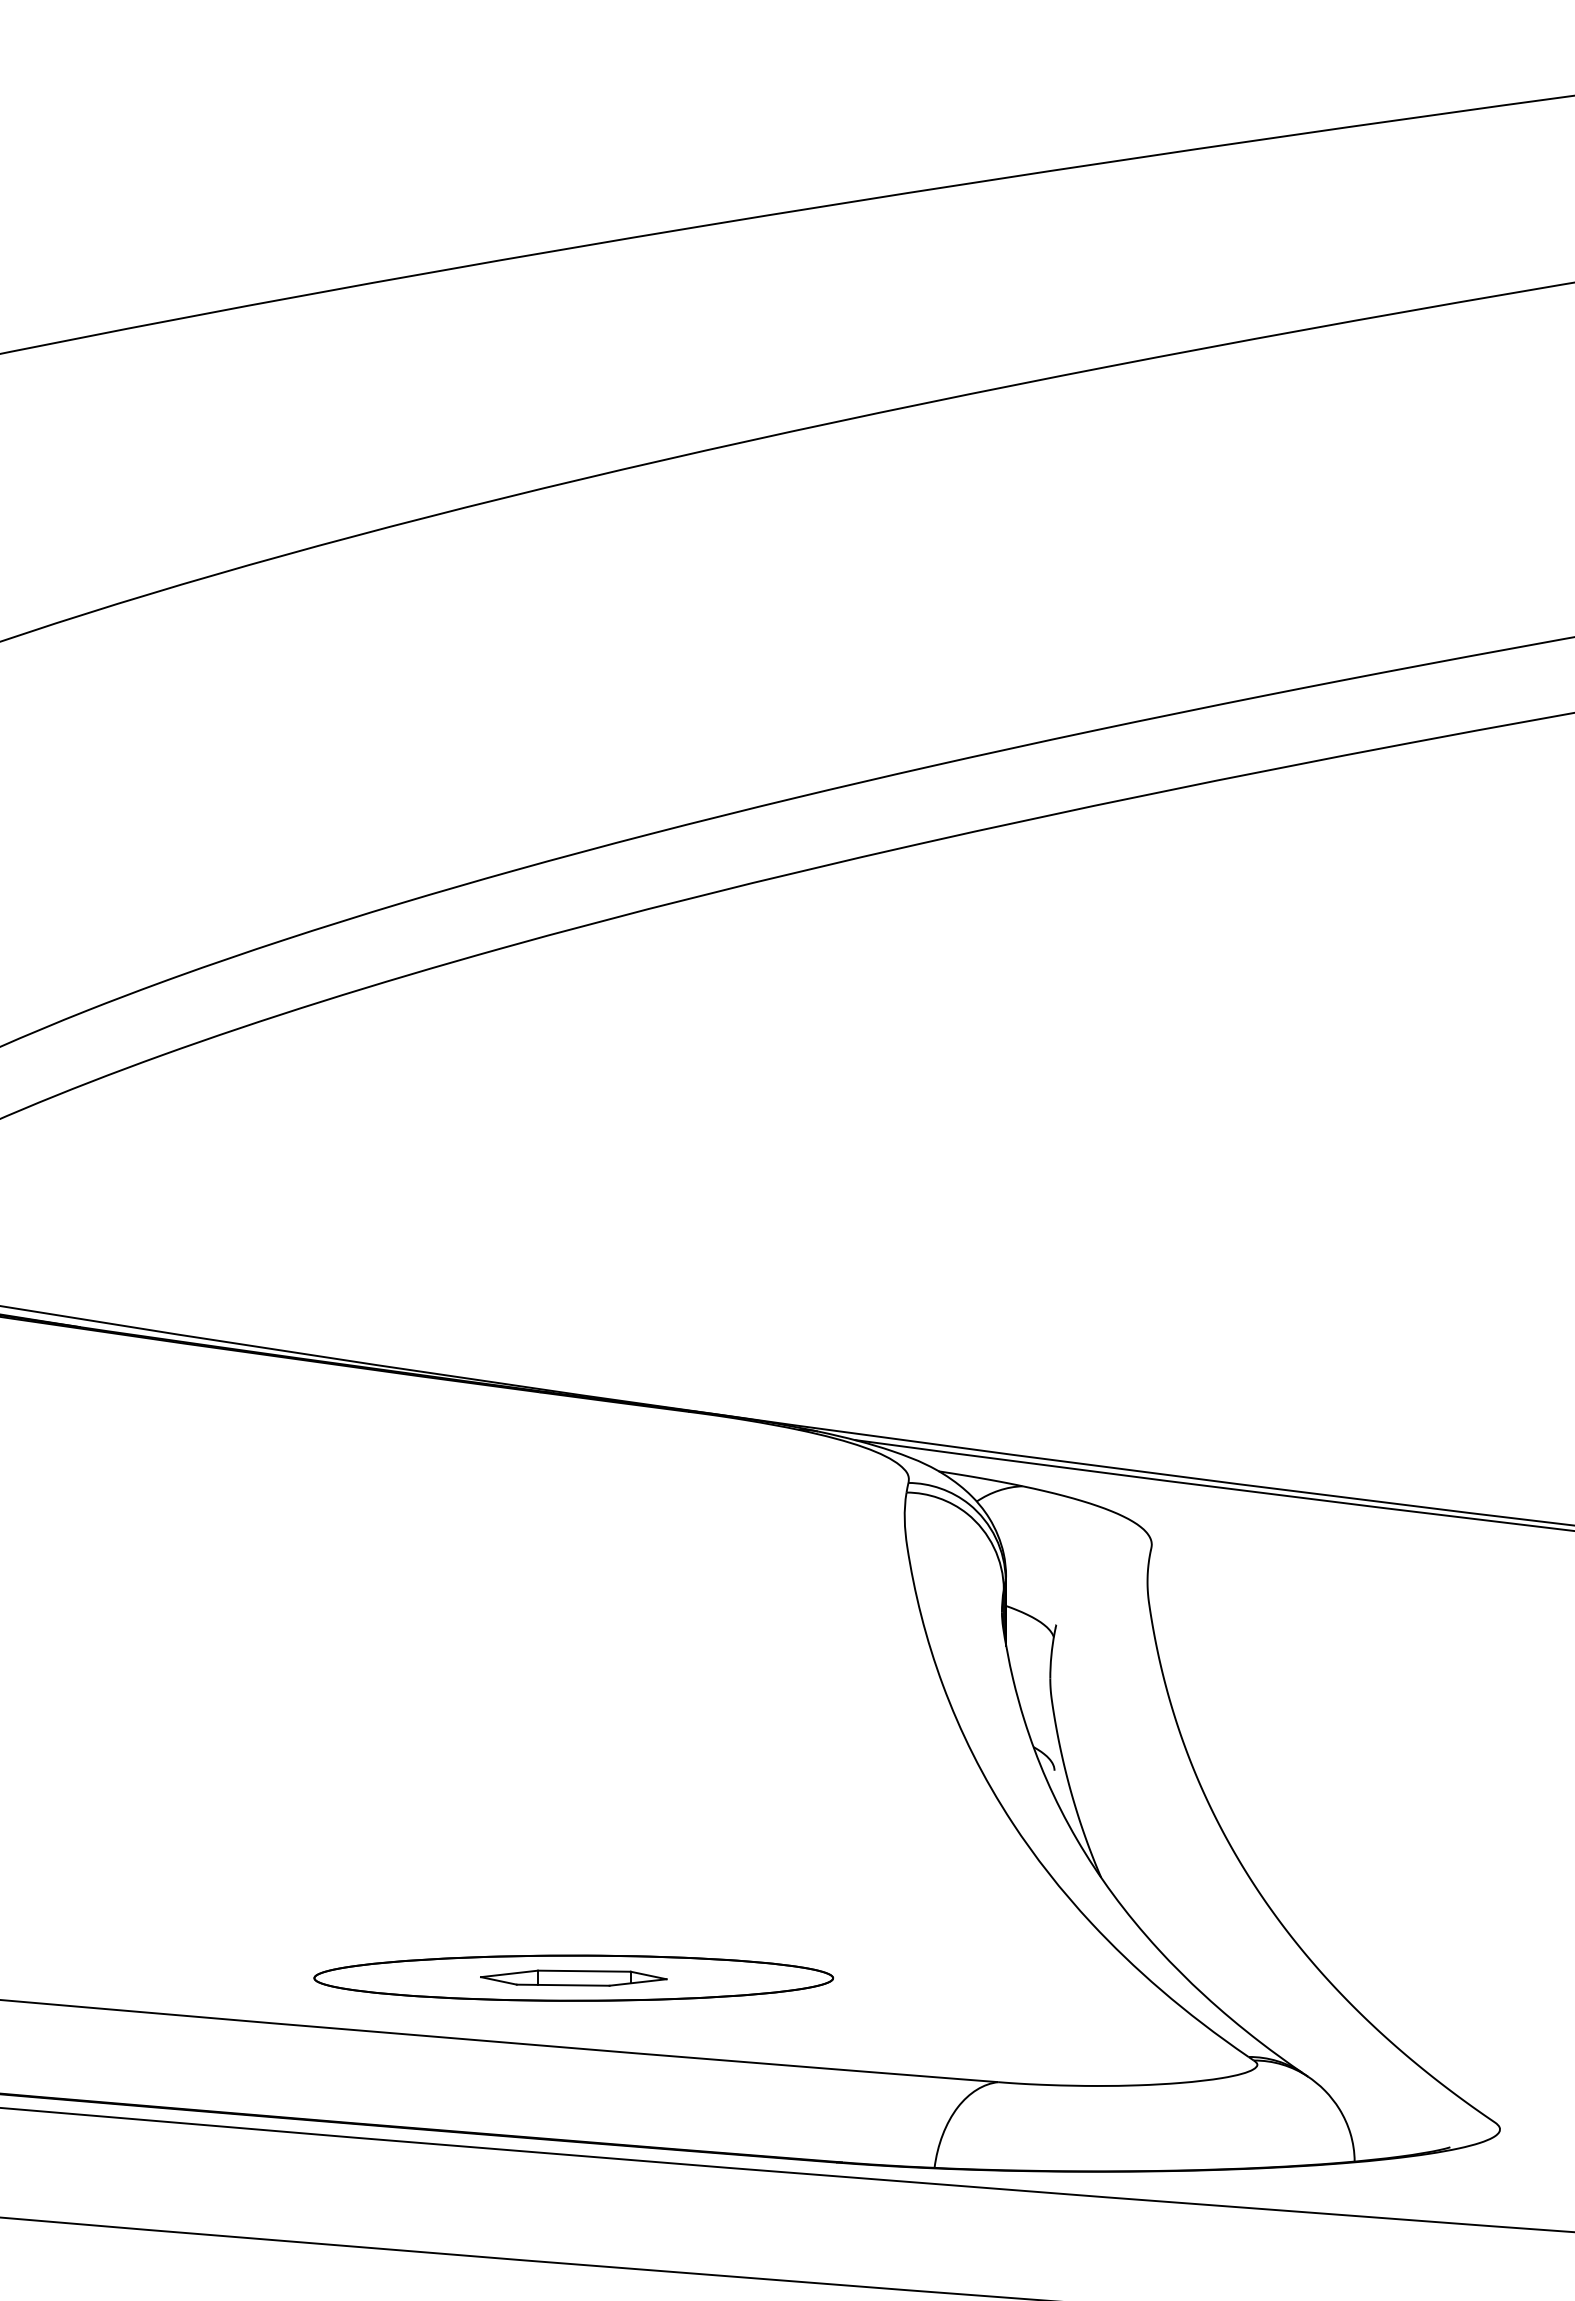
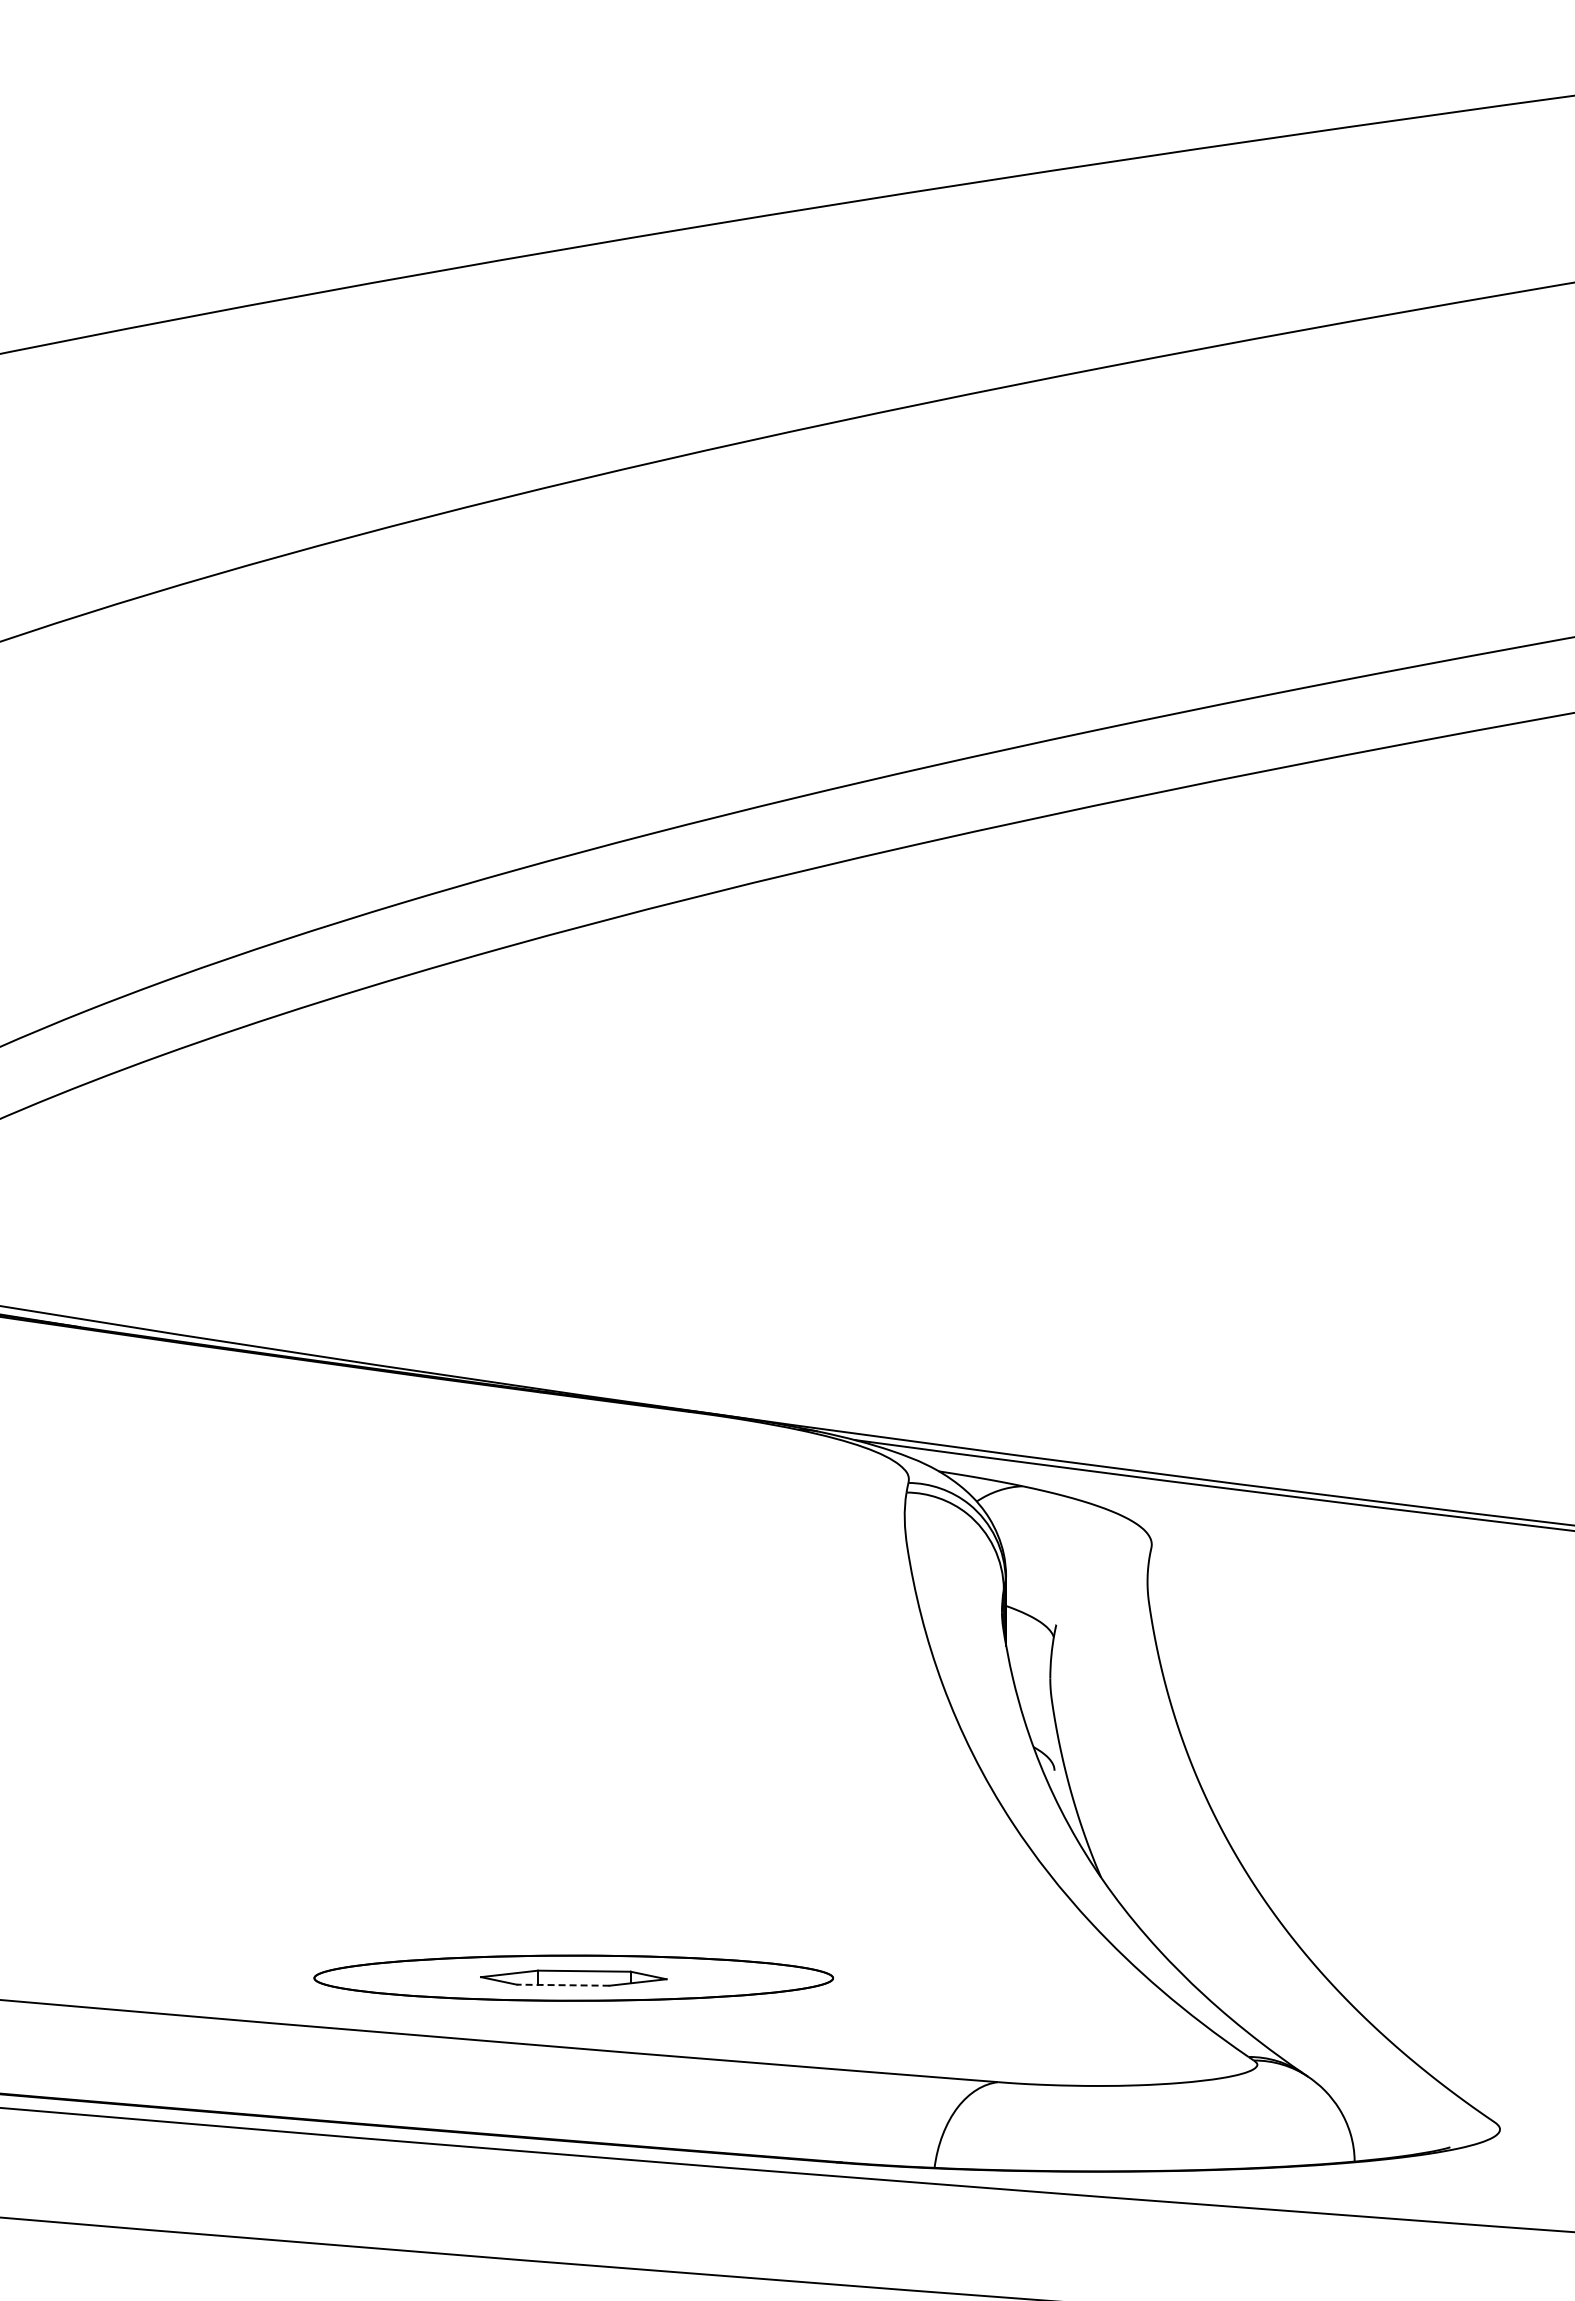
line: solid -> dashed (562, 1985)
